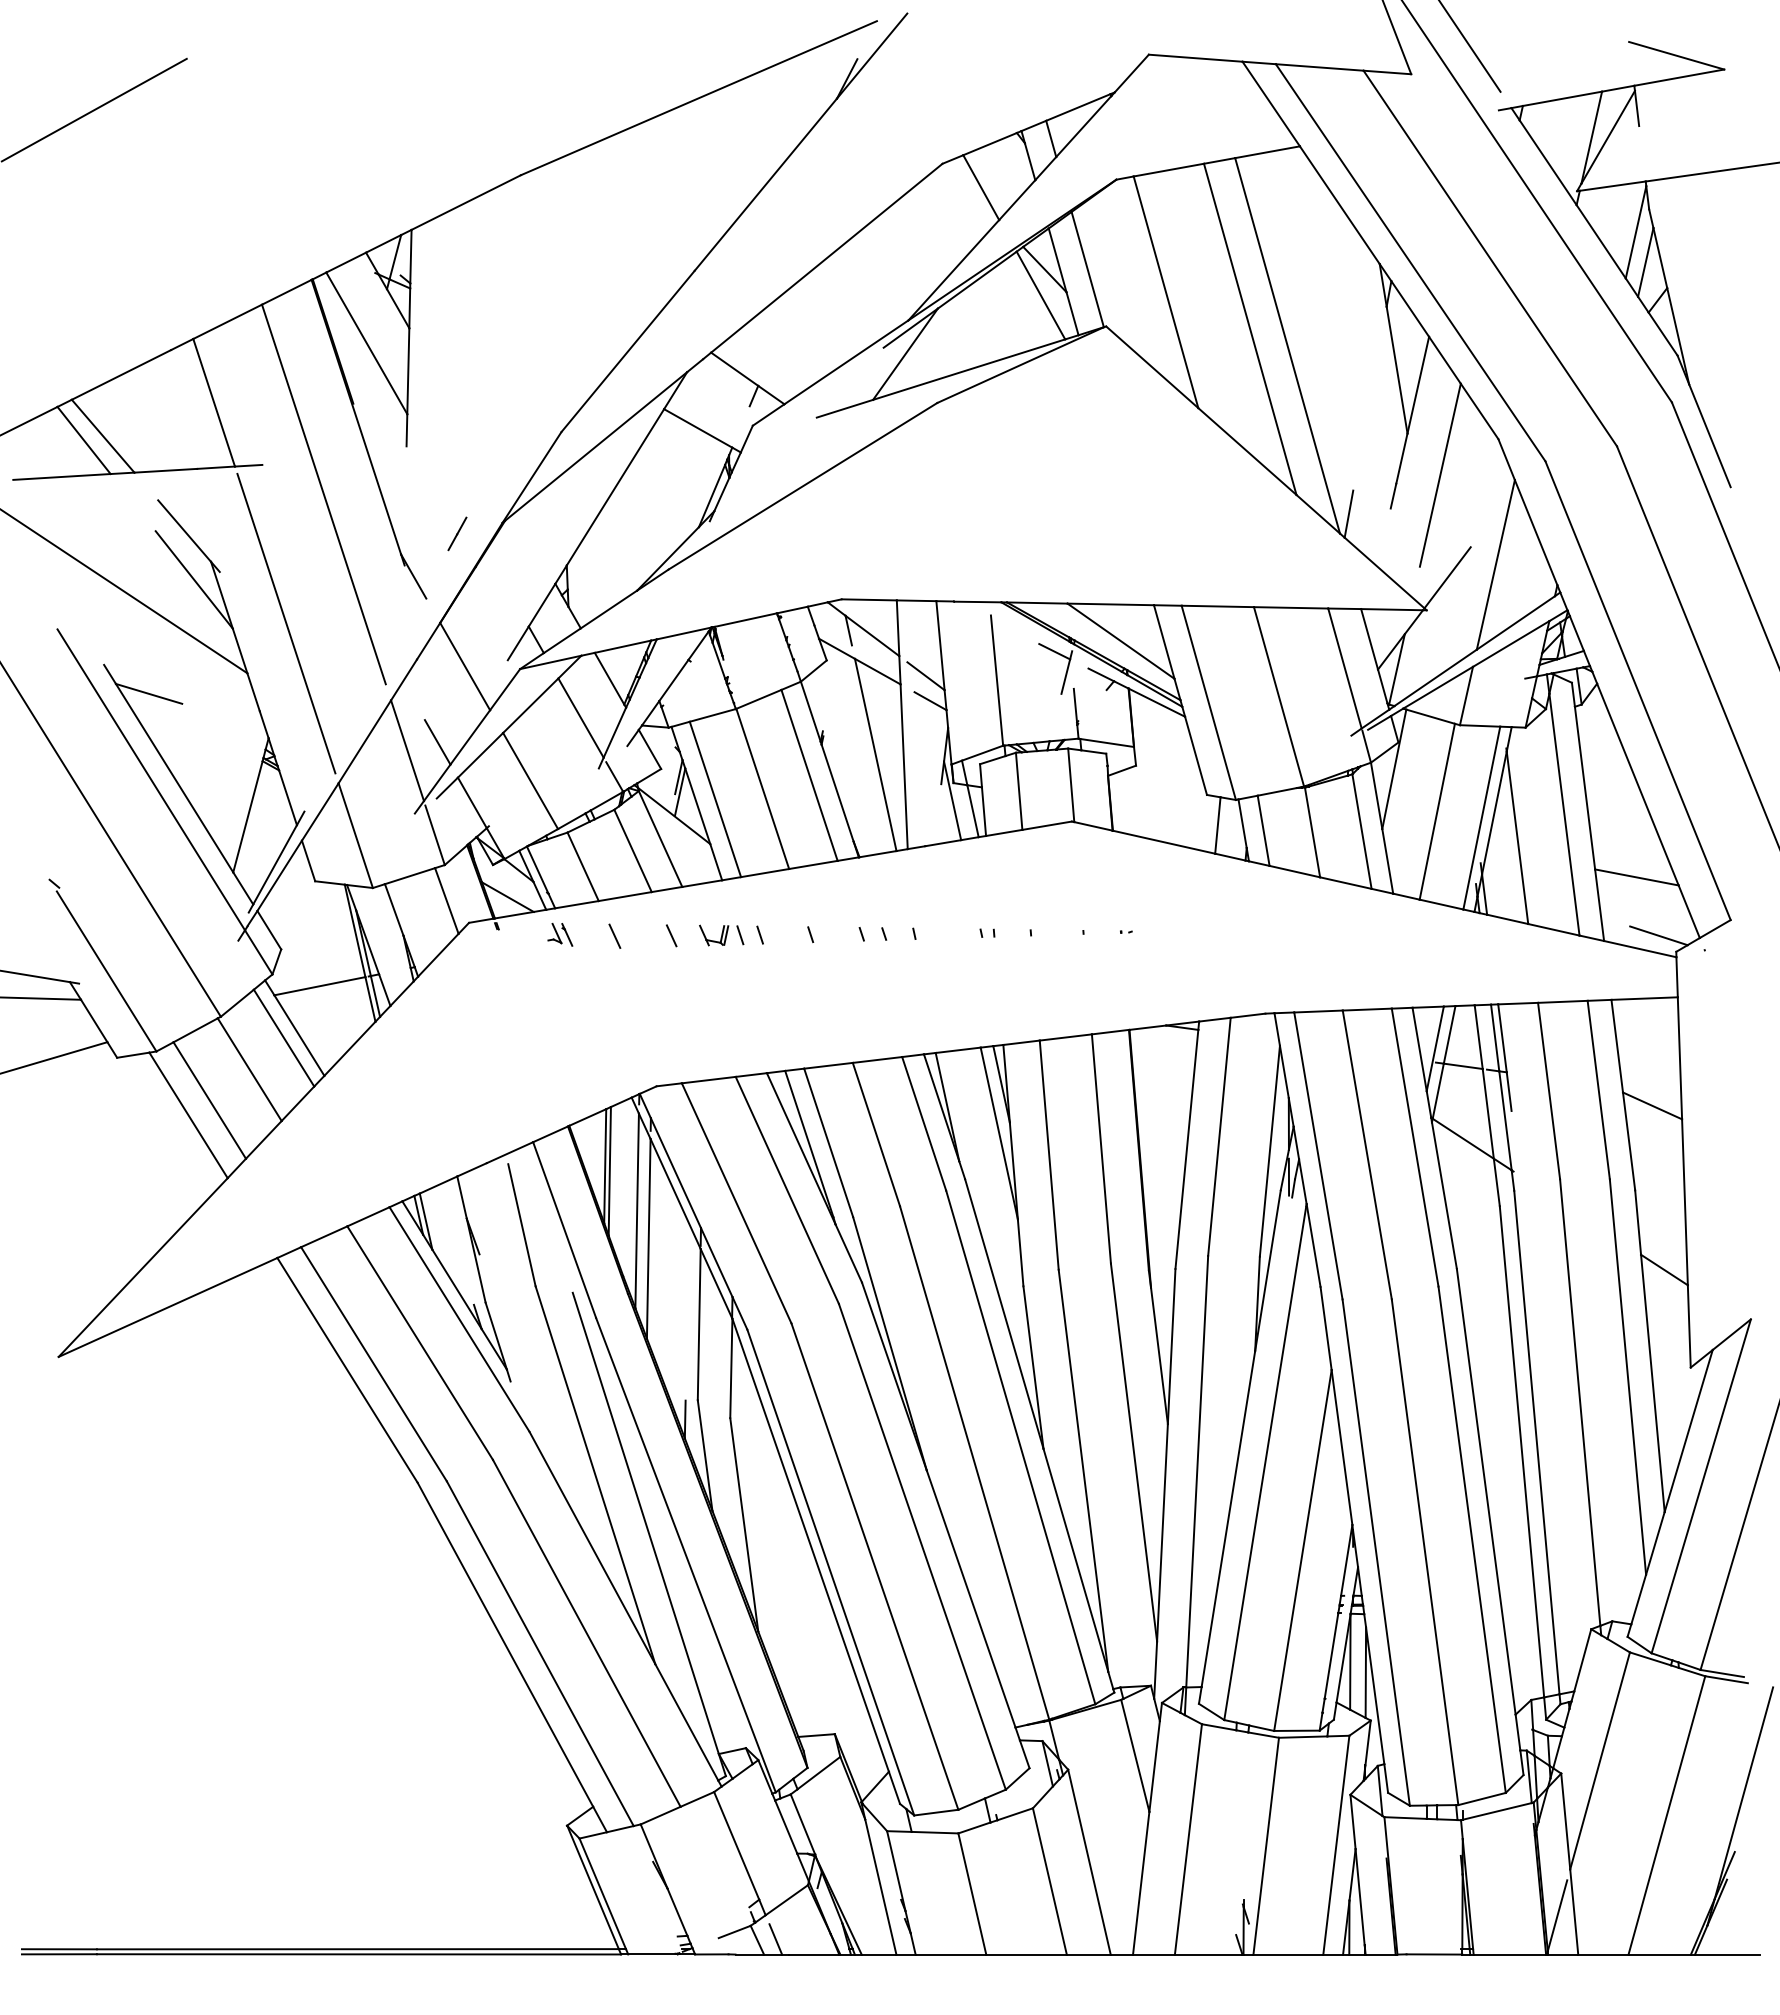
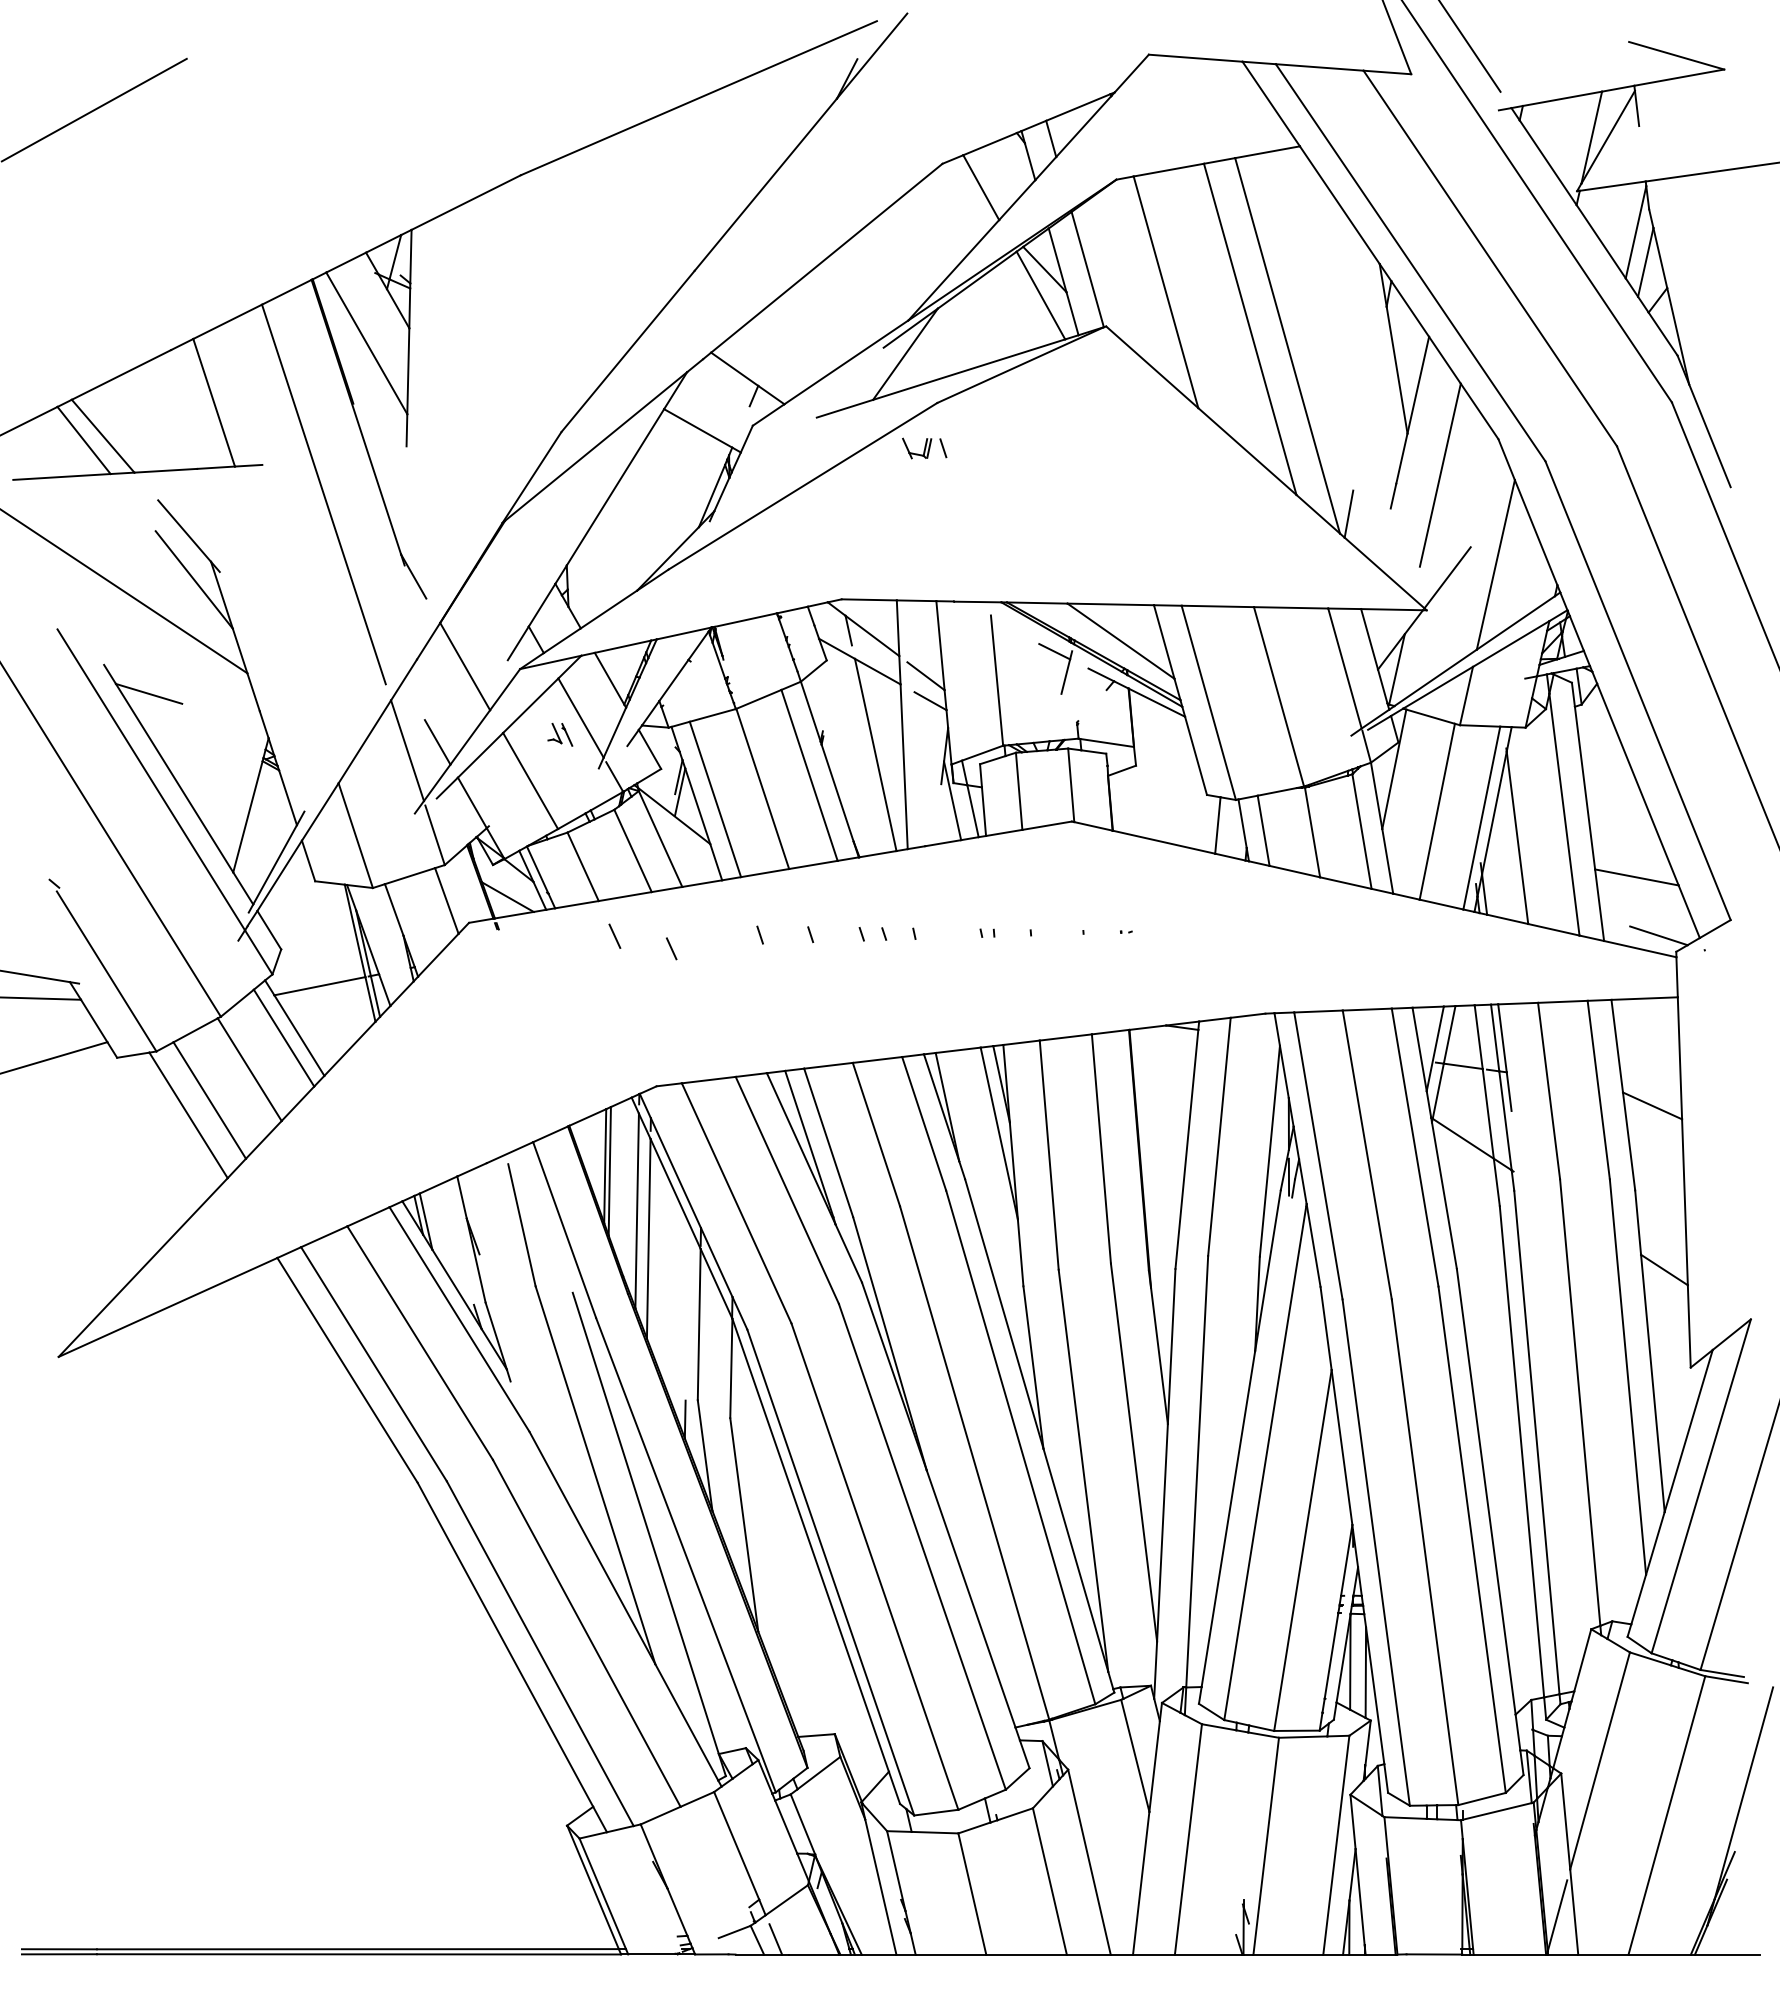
line: present -> none (457, 533)
line: present -> none (286, 623)
line: present -> none (1075, 705)
part position: (560, 934) -> (560, 734) (560, 734)
line position: (671, 935) -> (671, 948) (671, 948)
part position: (721, 935) -> (924, 448) (924, 448)
